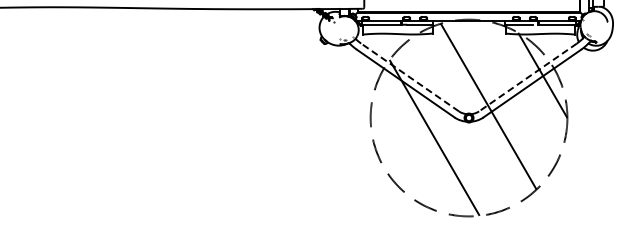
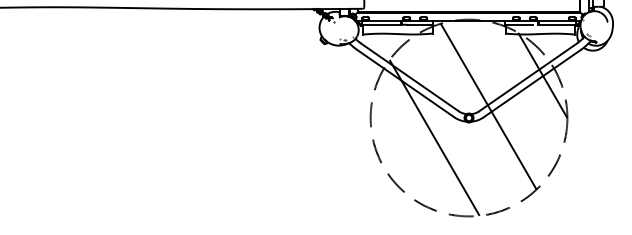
line: dashed -> solid (410, 77)
line: dashed -> solid (527, 77)
